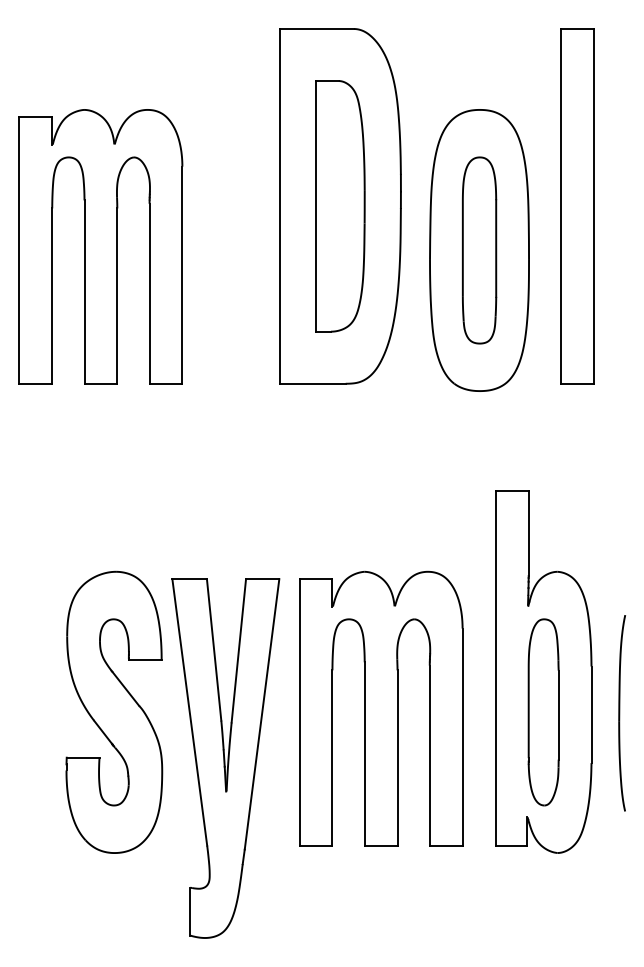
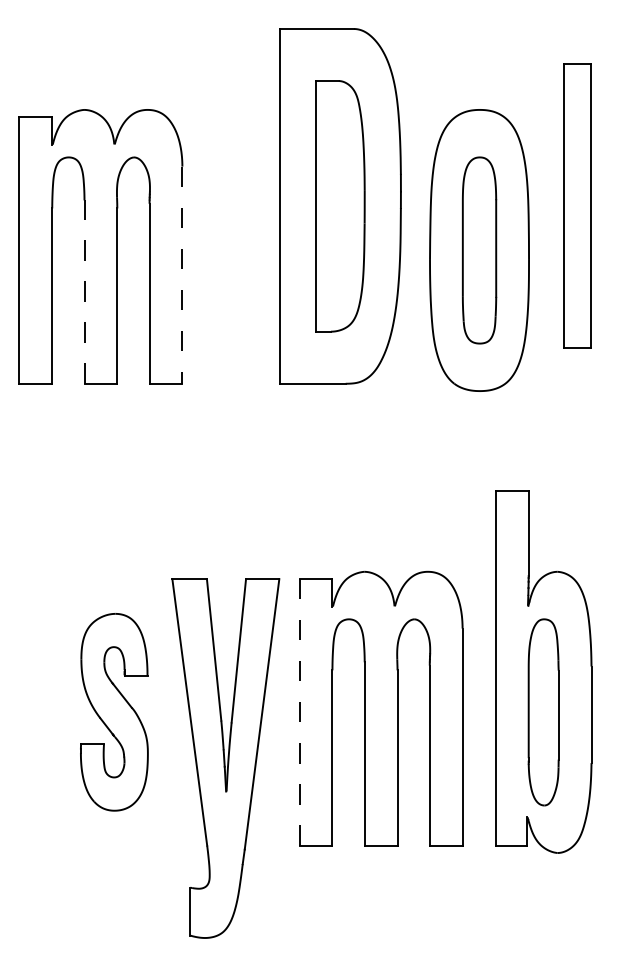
part size: 35x357 px -> 29x286 px (577, 205)
line: solid -> dashed (182, 275)
line: solid -> dashed (84, 292)
part size: 99x284 px -> 69x199 px (114, 712)
line: solid -> dashed (299, 711)
part: present -> none (621, 713)
